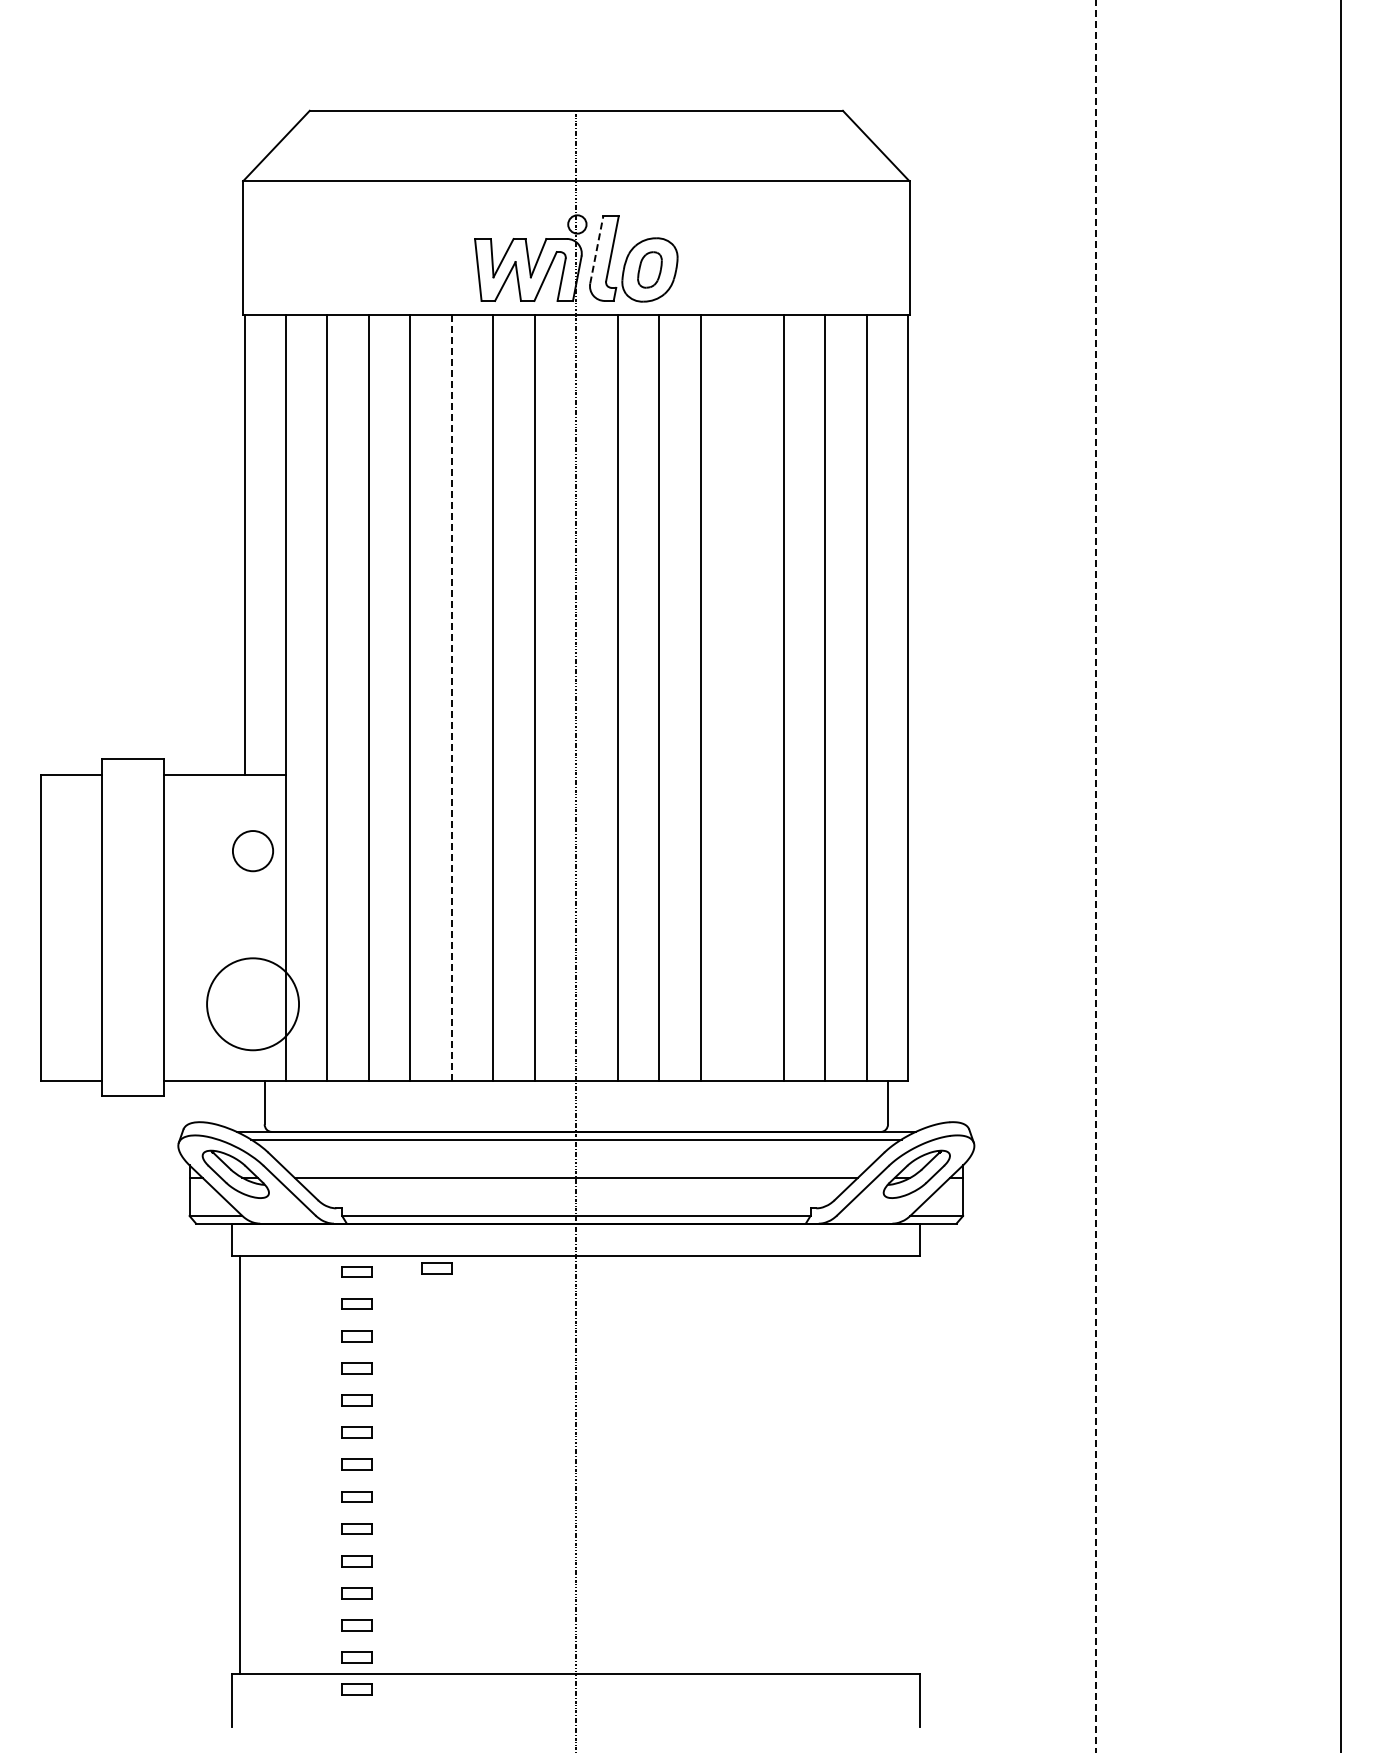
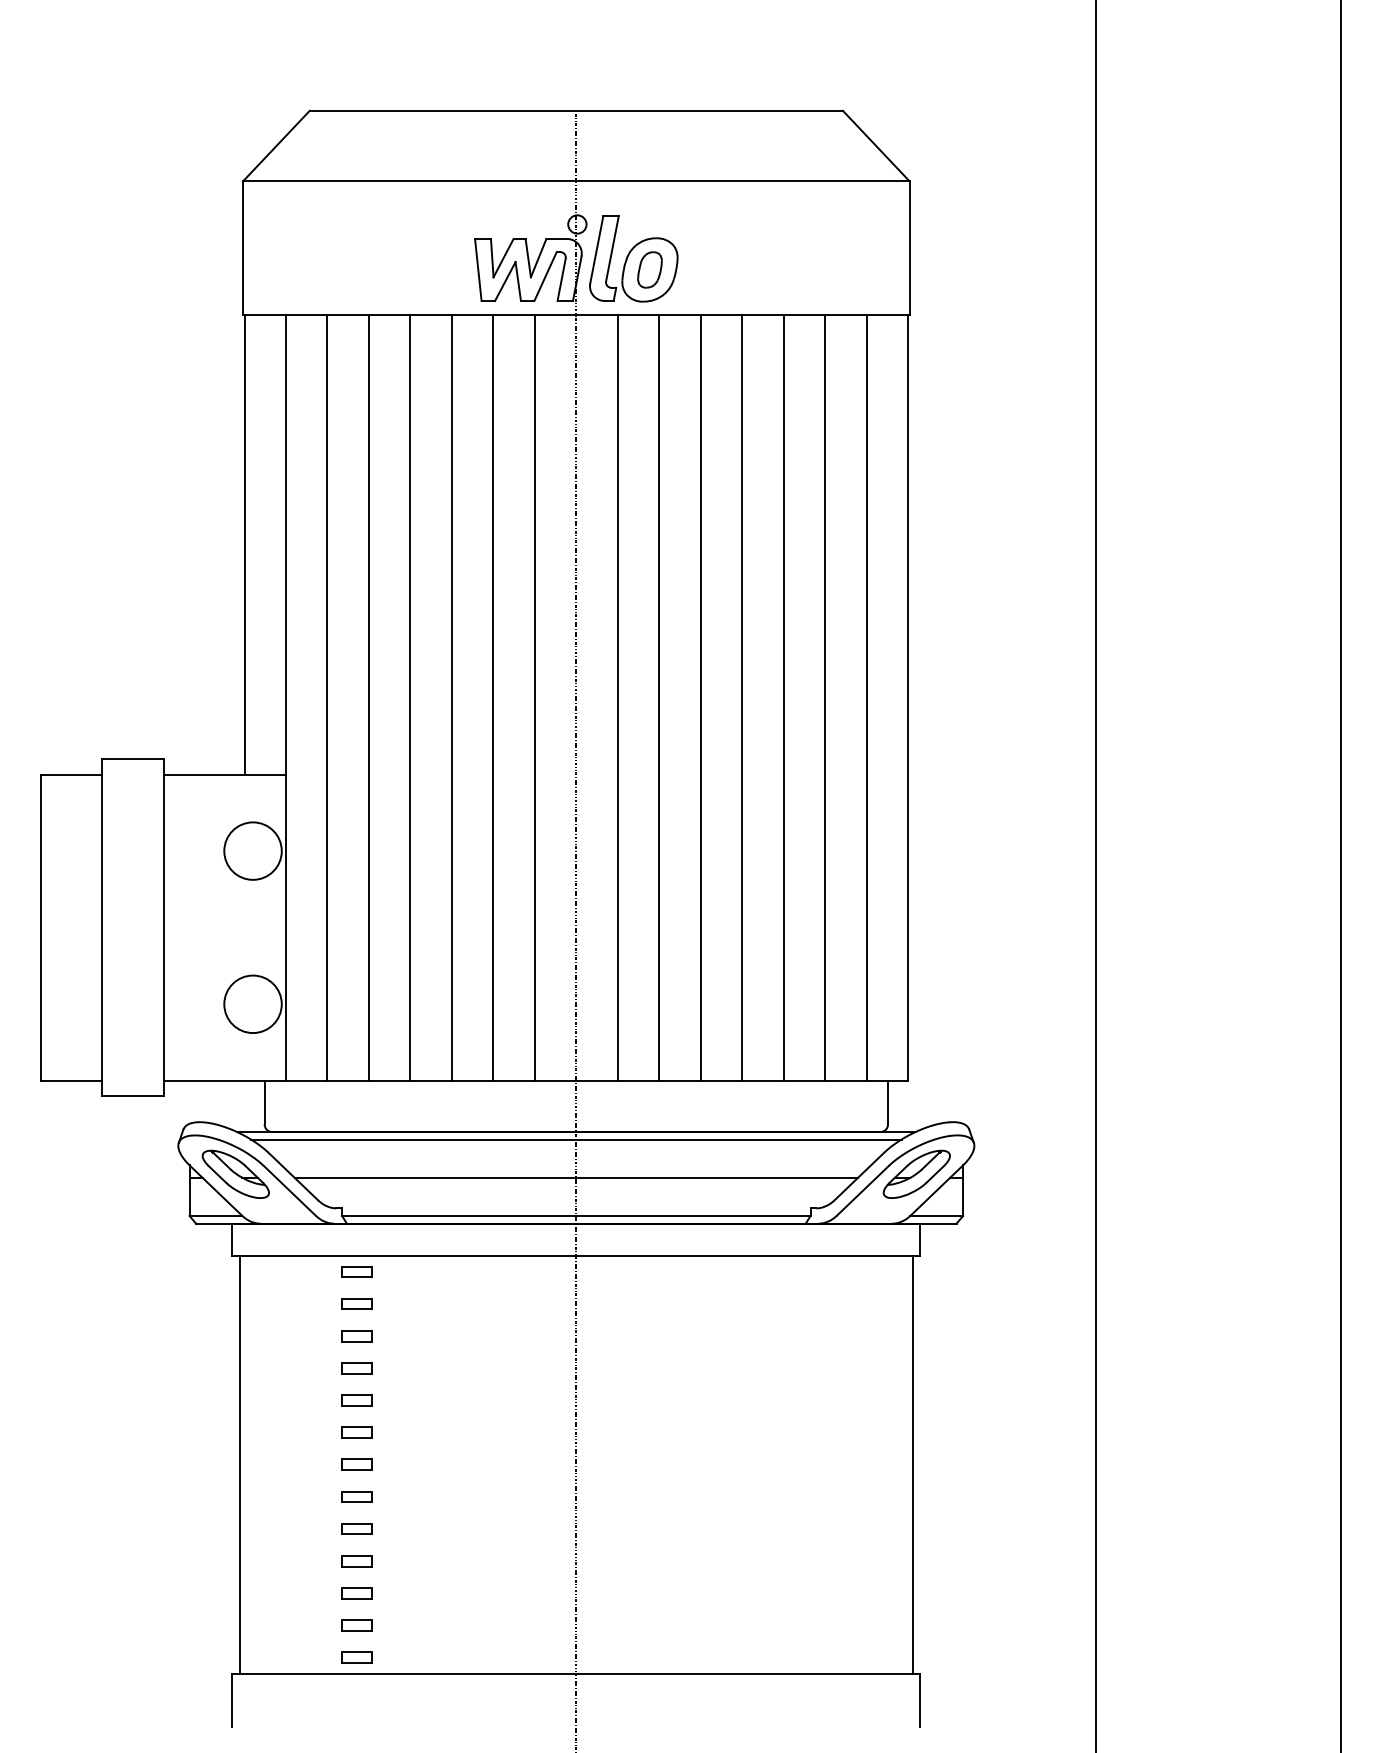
line: dashed -> solid (596, 249)
line: dashed -> solid (451, 697)
line: none -> present (742, 697)
circle diameter: 40 px -> 57 px (252, 850)
line: dashed -> solid (1096, 876)
circle diameter: 92 px -> 57 px (252, 1004)
part: present -> none (436, 1268)
line: none -> present (912, 1464)
part: present -> none (356, 1689)
